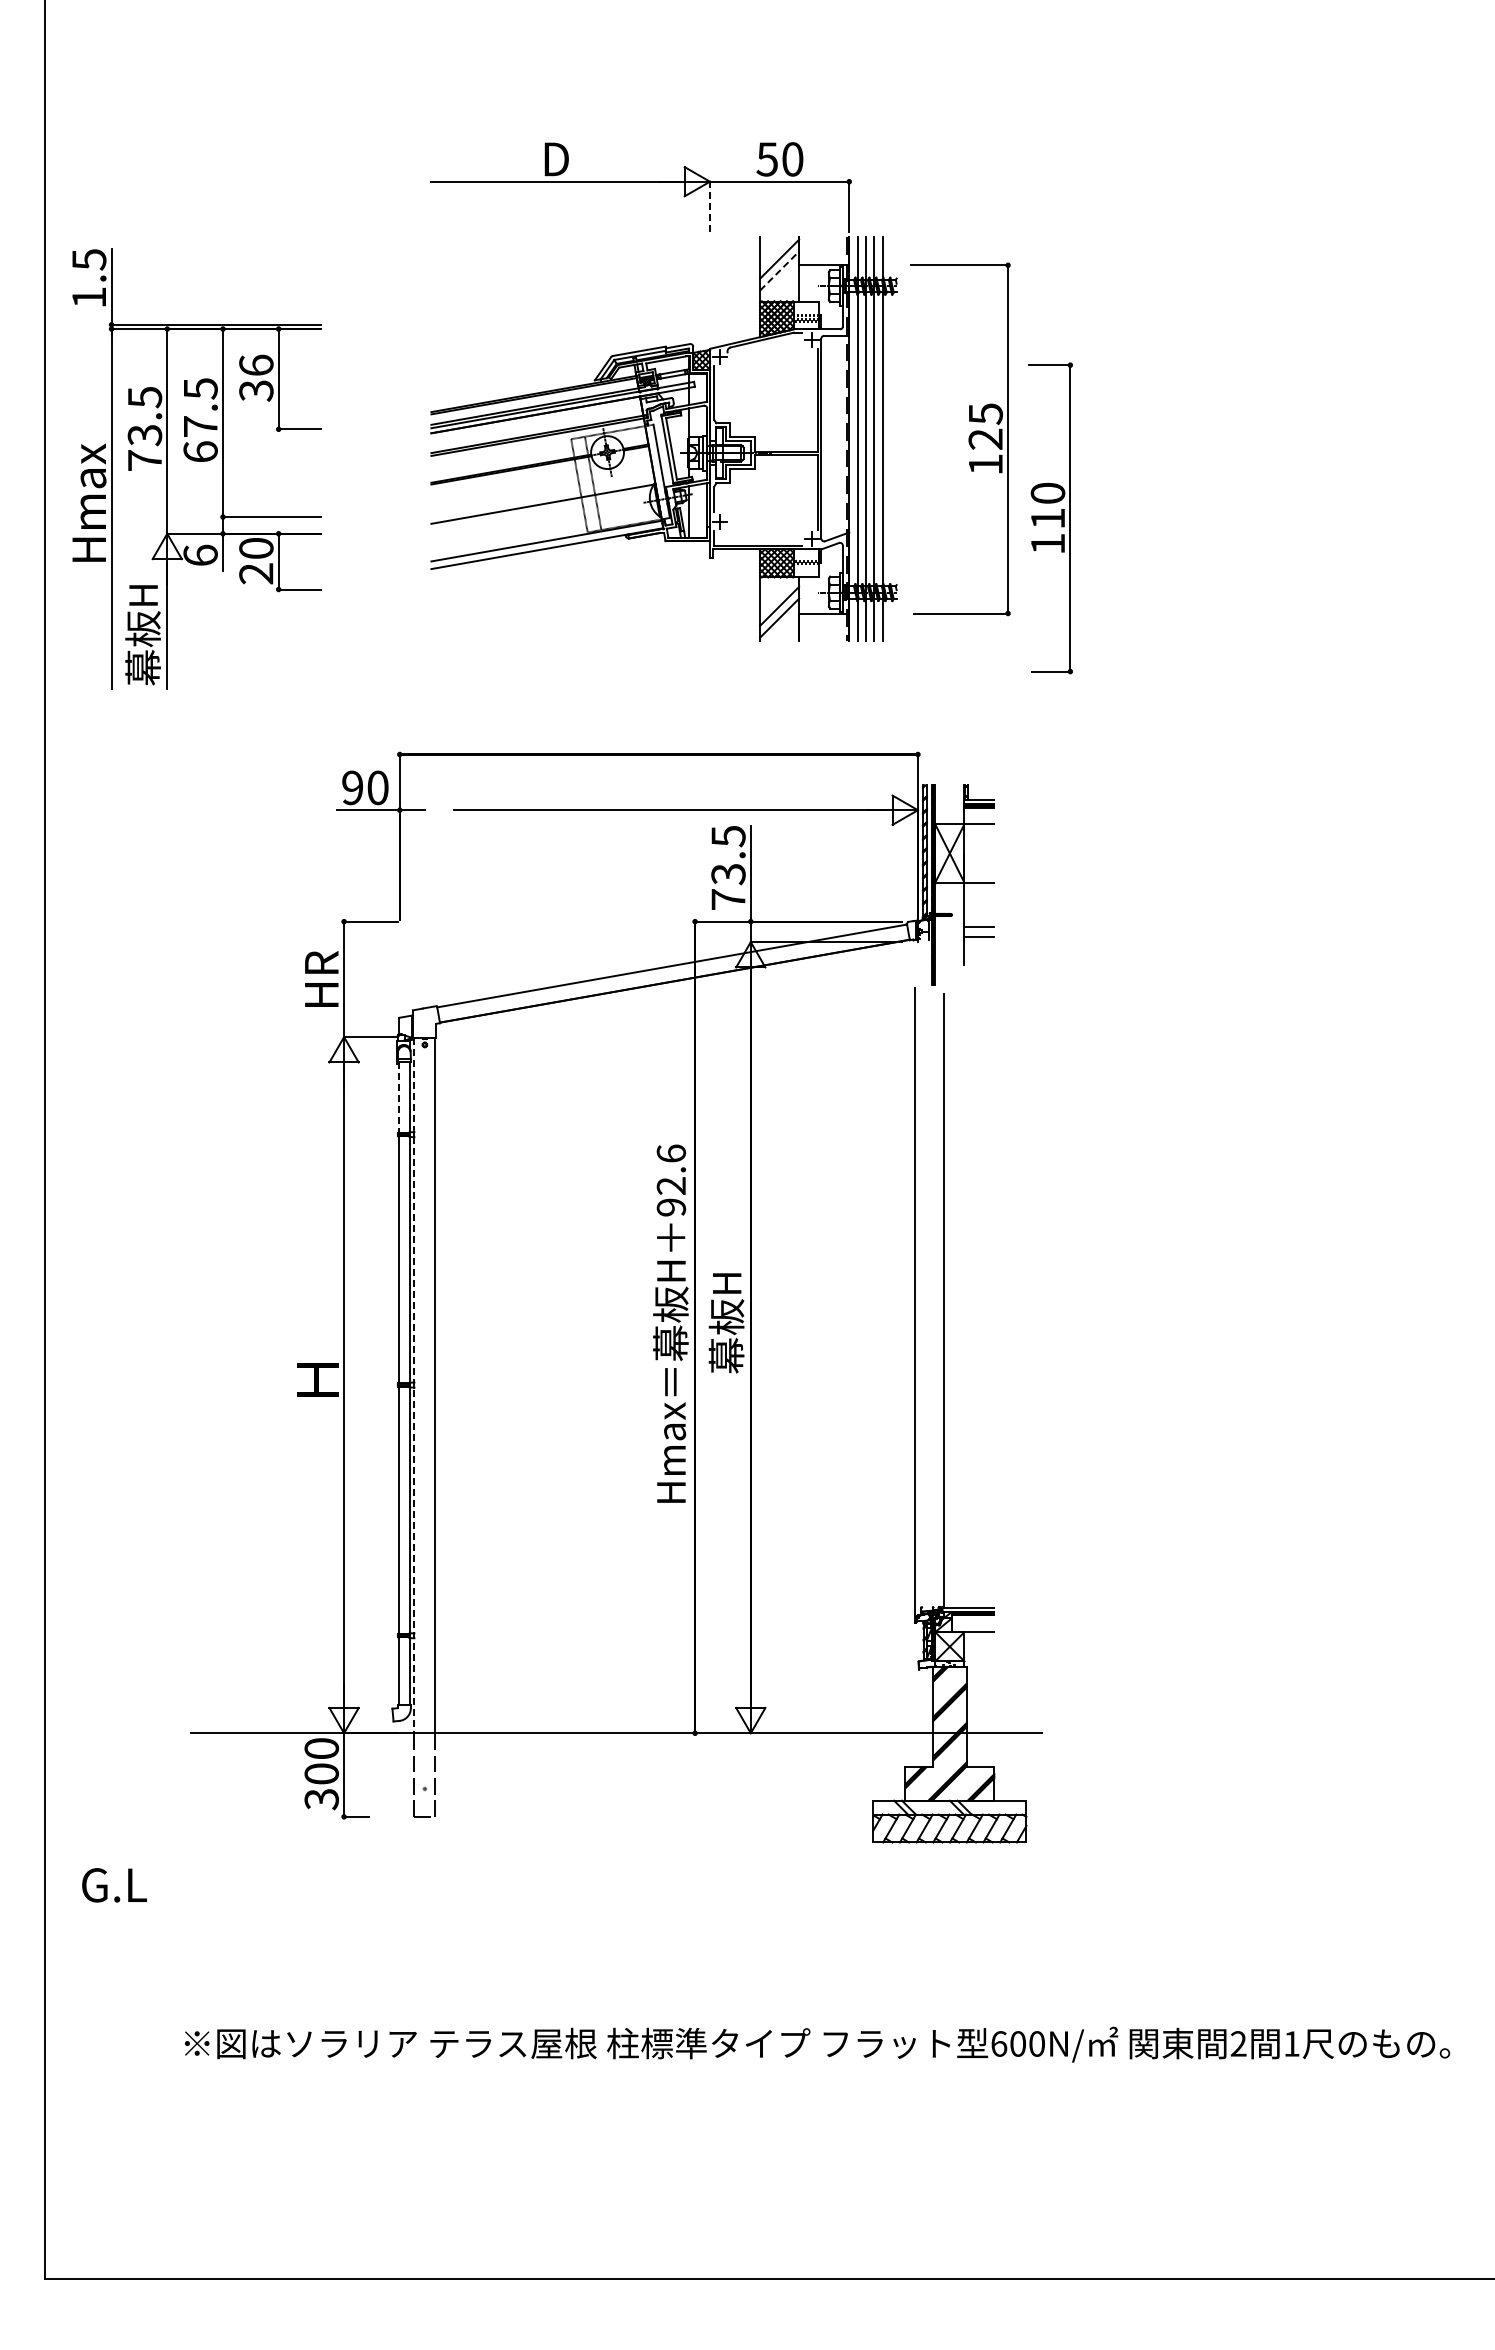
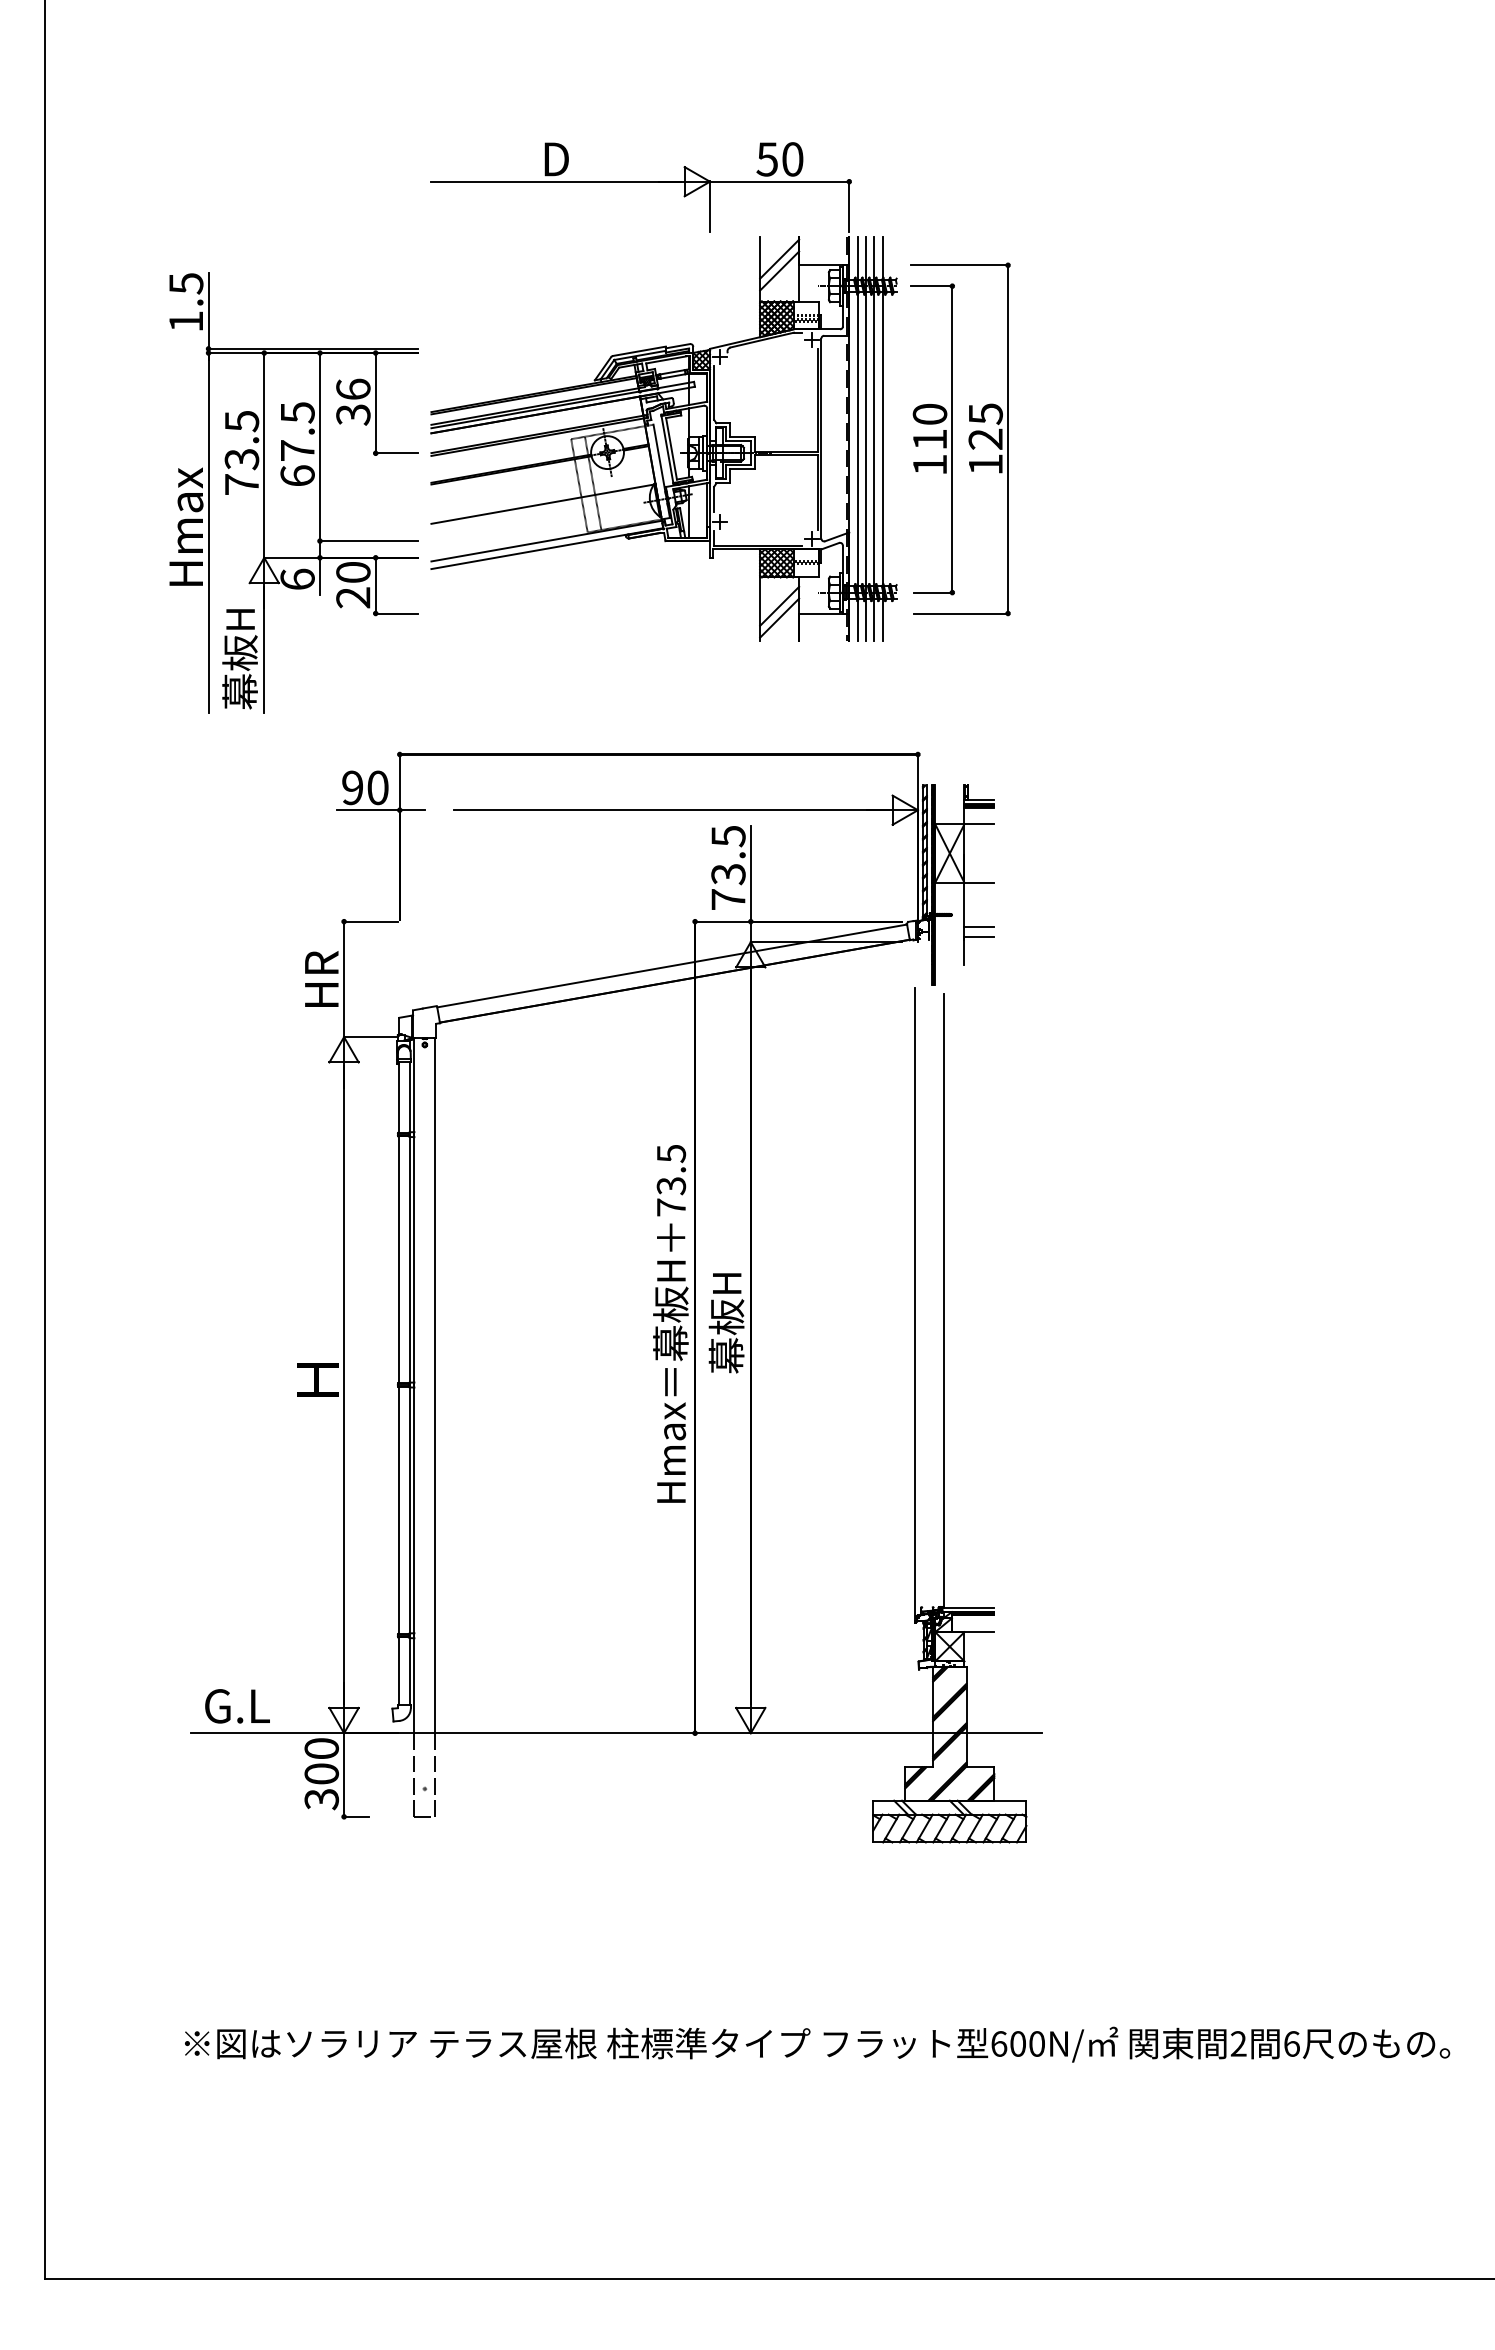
line: dashed -> solid (710, 206)
line: dashed -> solid (779, 271)
part position: (196, 468) -> (293, 492) (293, 492)
part position: (1050, 518) -> (932, 439) (932, 439)
line: dashed -> solid (398, 1097)
text: 92.6 -> 73.5 (671, 1180)
line: dashed -> solid (414, 1385)
text position: (114, 1885) -> (237, 1706) (237, 1706)
text: 1 -> 6 (1291, 2043)
